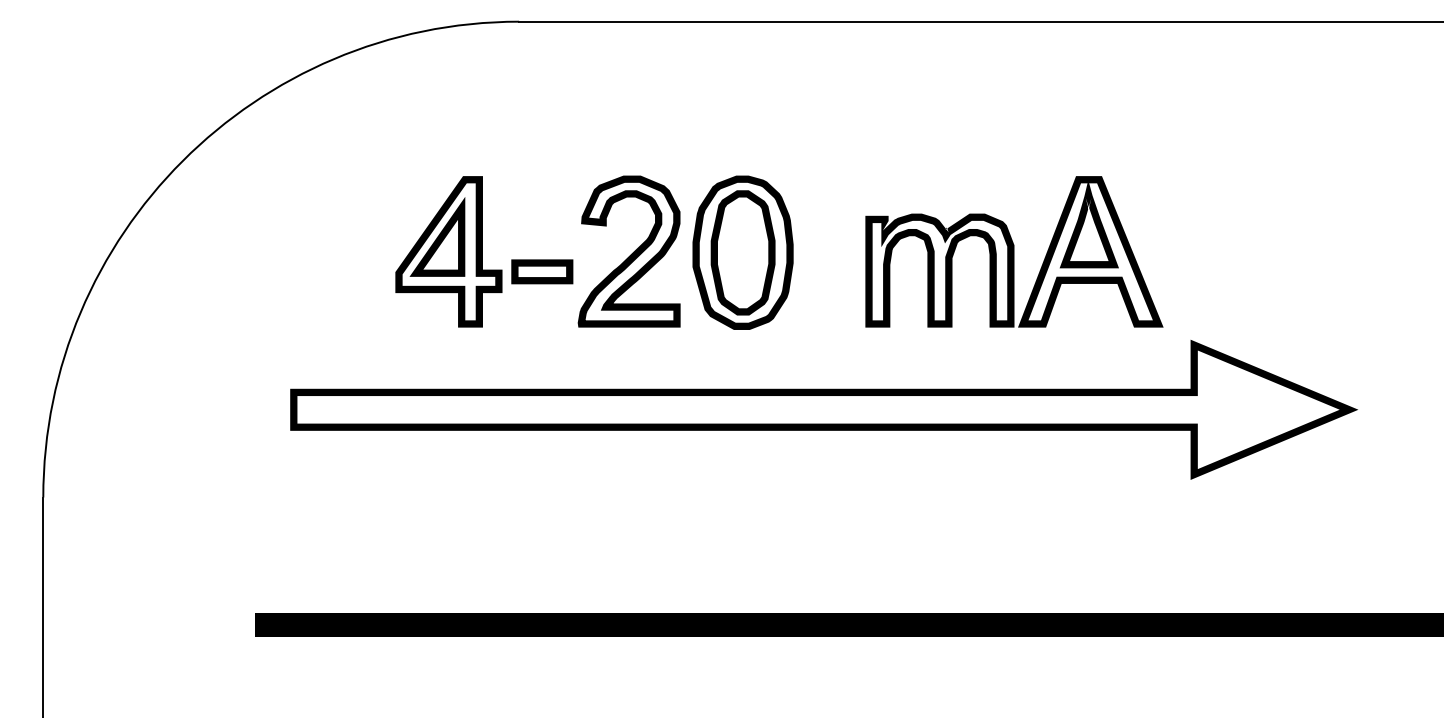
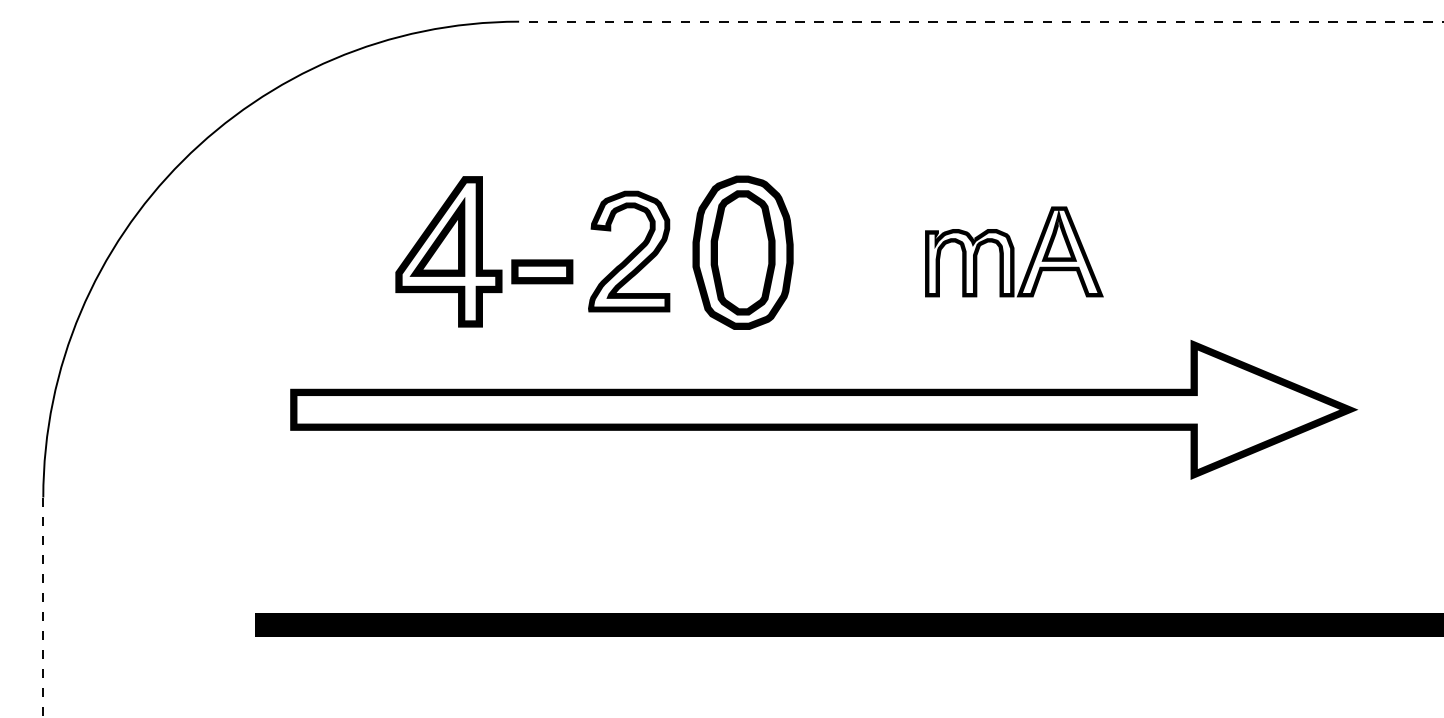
line: solid -> dashed (980, 21)
part size: 104x153 px -> 83x123 px (629, 251)
part size: 299x152 px -> 179x92 px (1014, 251)
line: solid -> dashed (43, 607)
